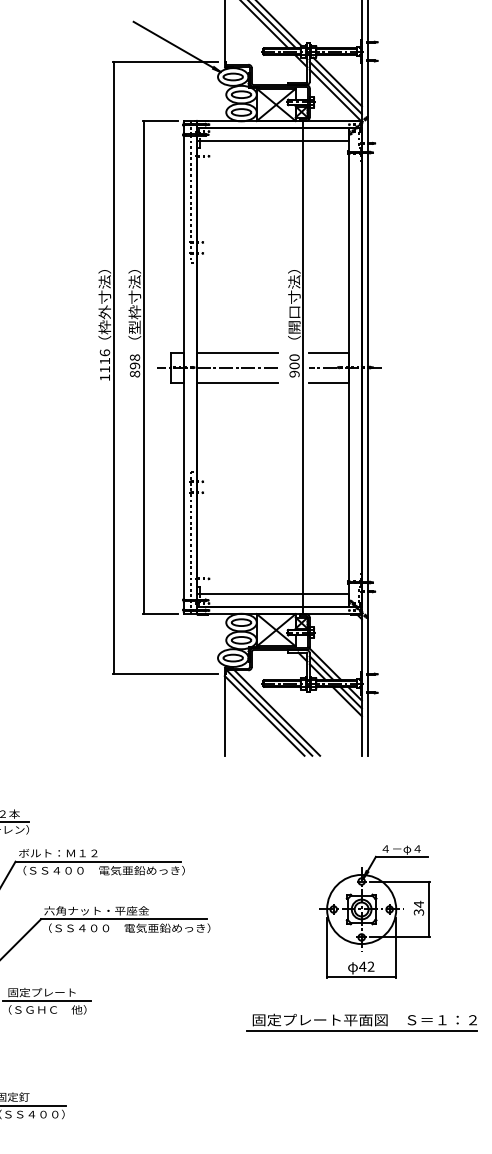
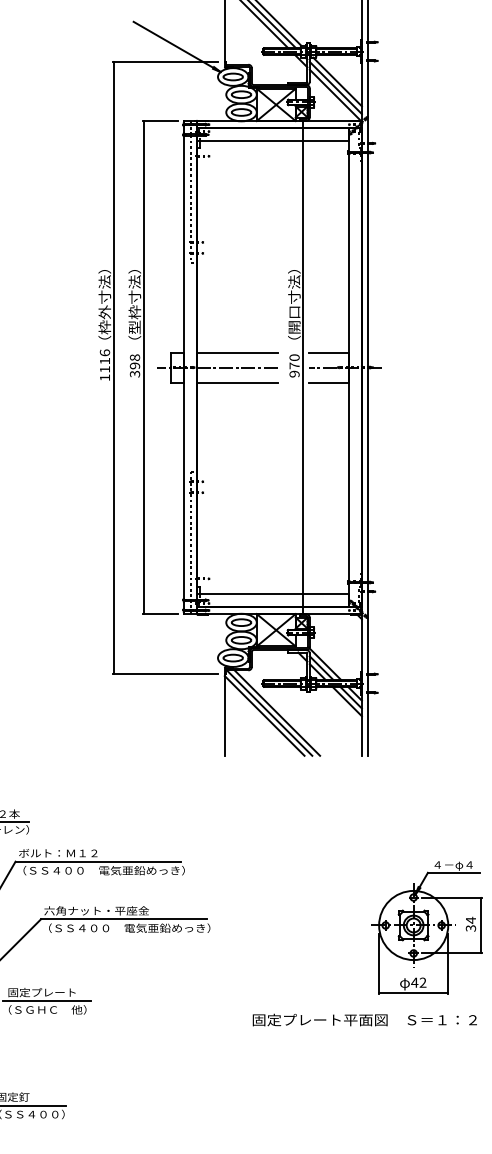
text: 900 -> 970 (294, 365)
text: 898 -> 398 (134, 373)
part position: (374, 911) -> (426, 927) (426, 927)
line: present -> none (361, 1031)
